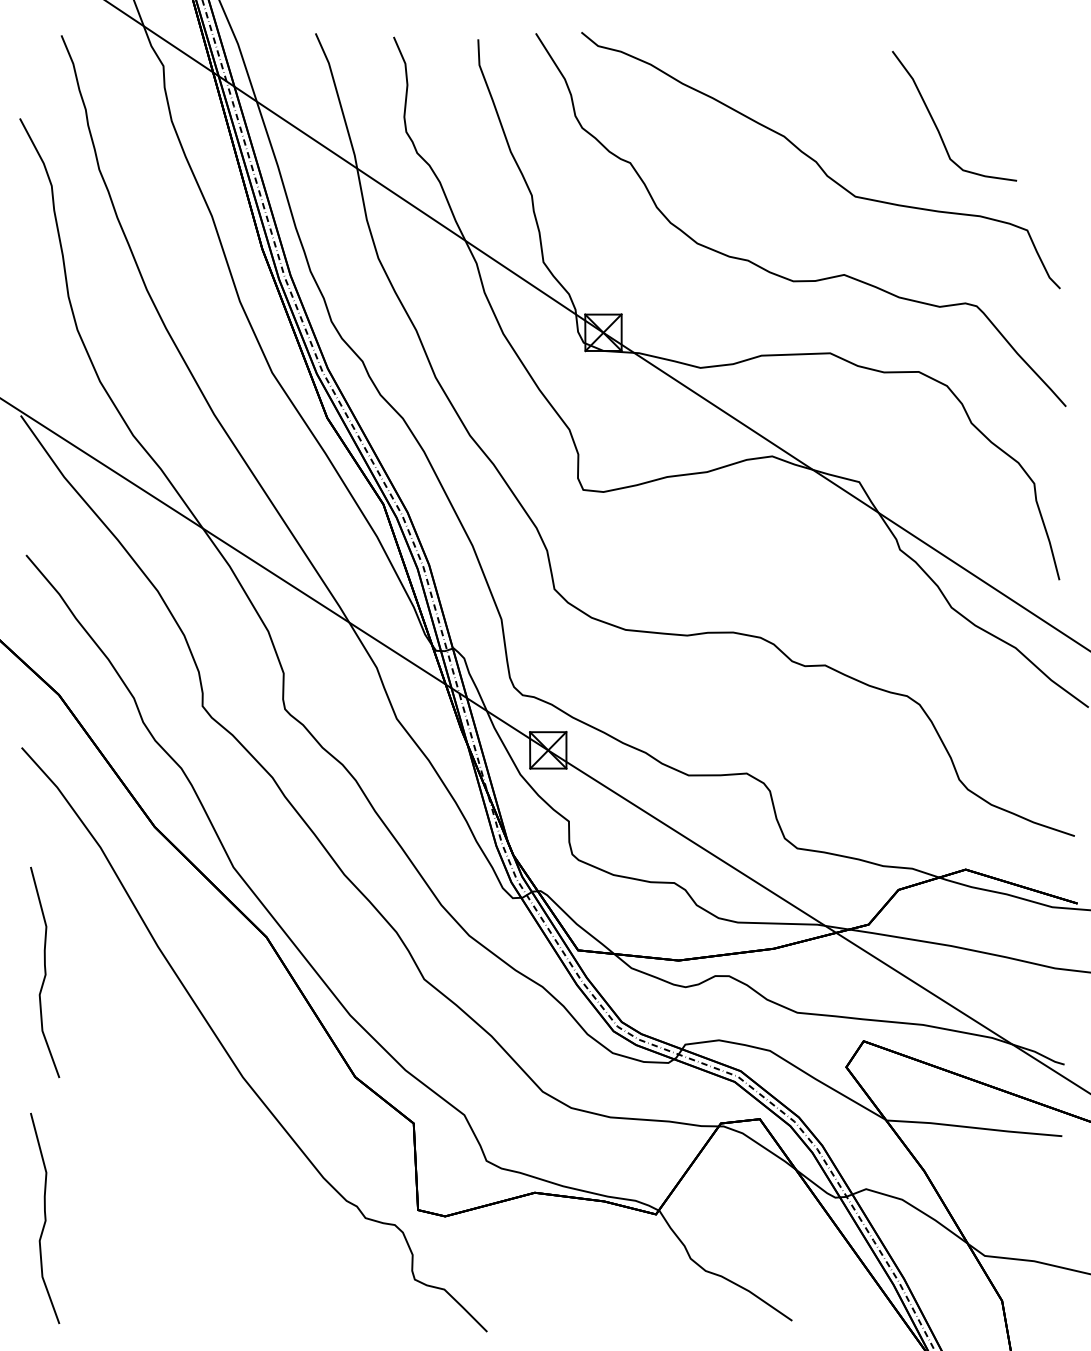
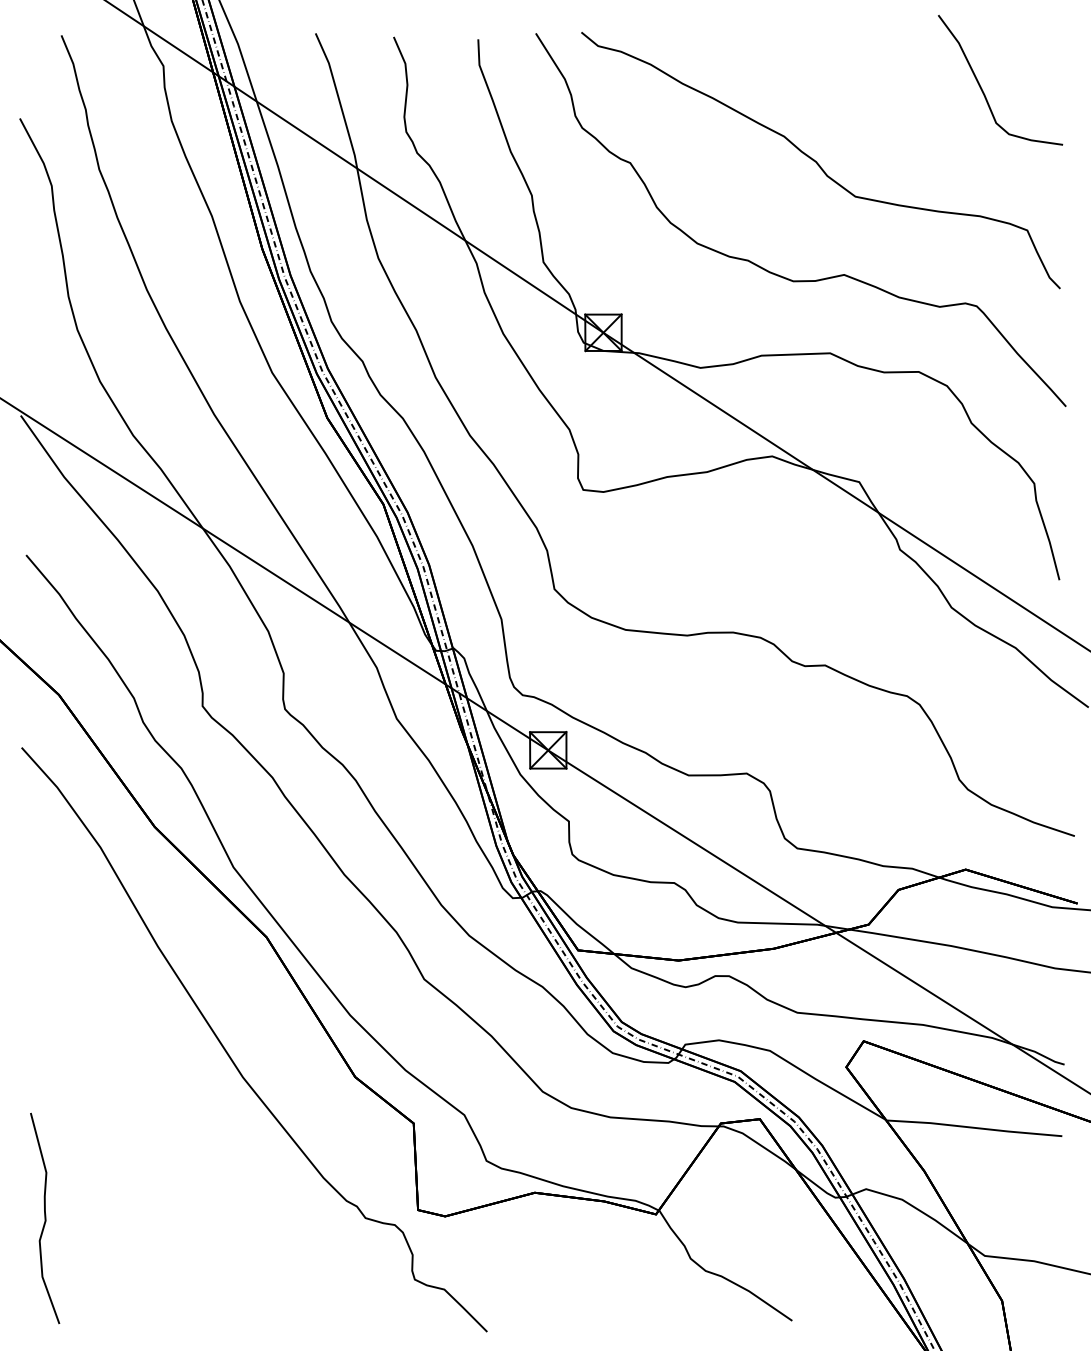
curve position: (936, 124) -> (982, 88) (982, 88)
curve: present -> none (45, 972)
